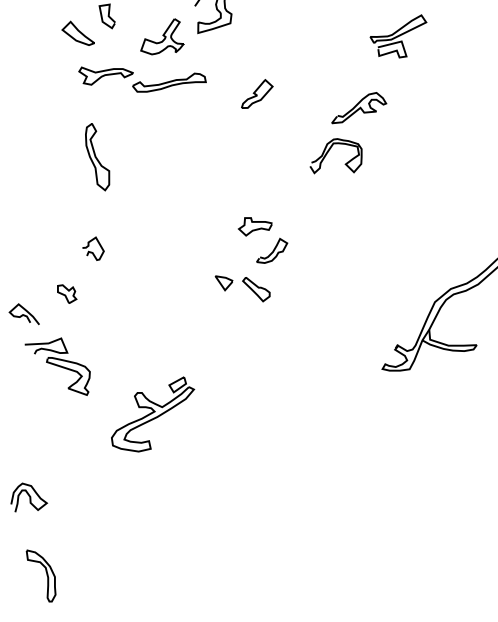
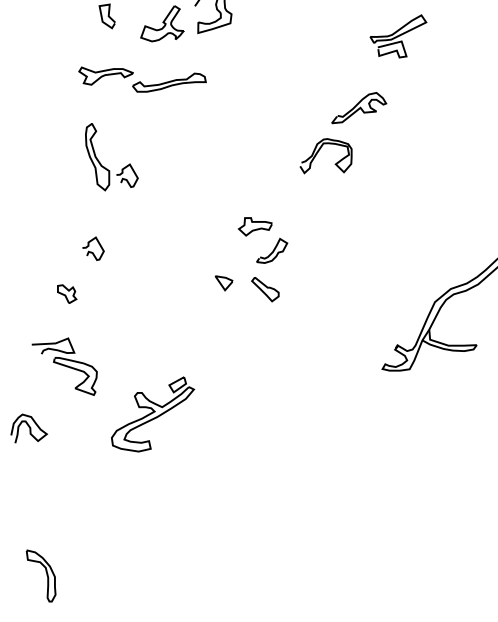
curve: present -> none (77, 31)
part position: (162, 36) -> (162, 23) (162, 23)
part: present -> none (257, 93)
curve position: (329, 151) -> (319, 151) (319, 151)
curve: none -> present (125, 178)
part position: (256, 289) -> (265, 289) (265, 289)
curve: present -> none (23, 314)
part position: (57, 366) -> (64, 366) (64, 366)
curve position: (29, 497) -> (29, 428) (29, 428)
